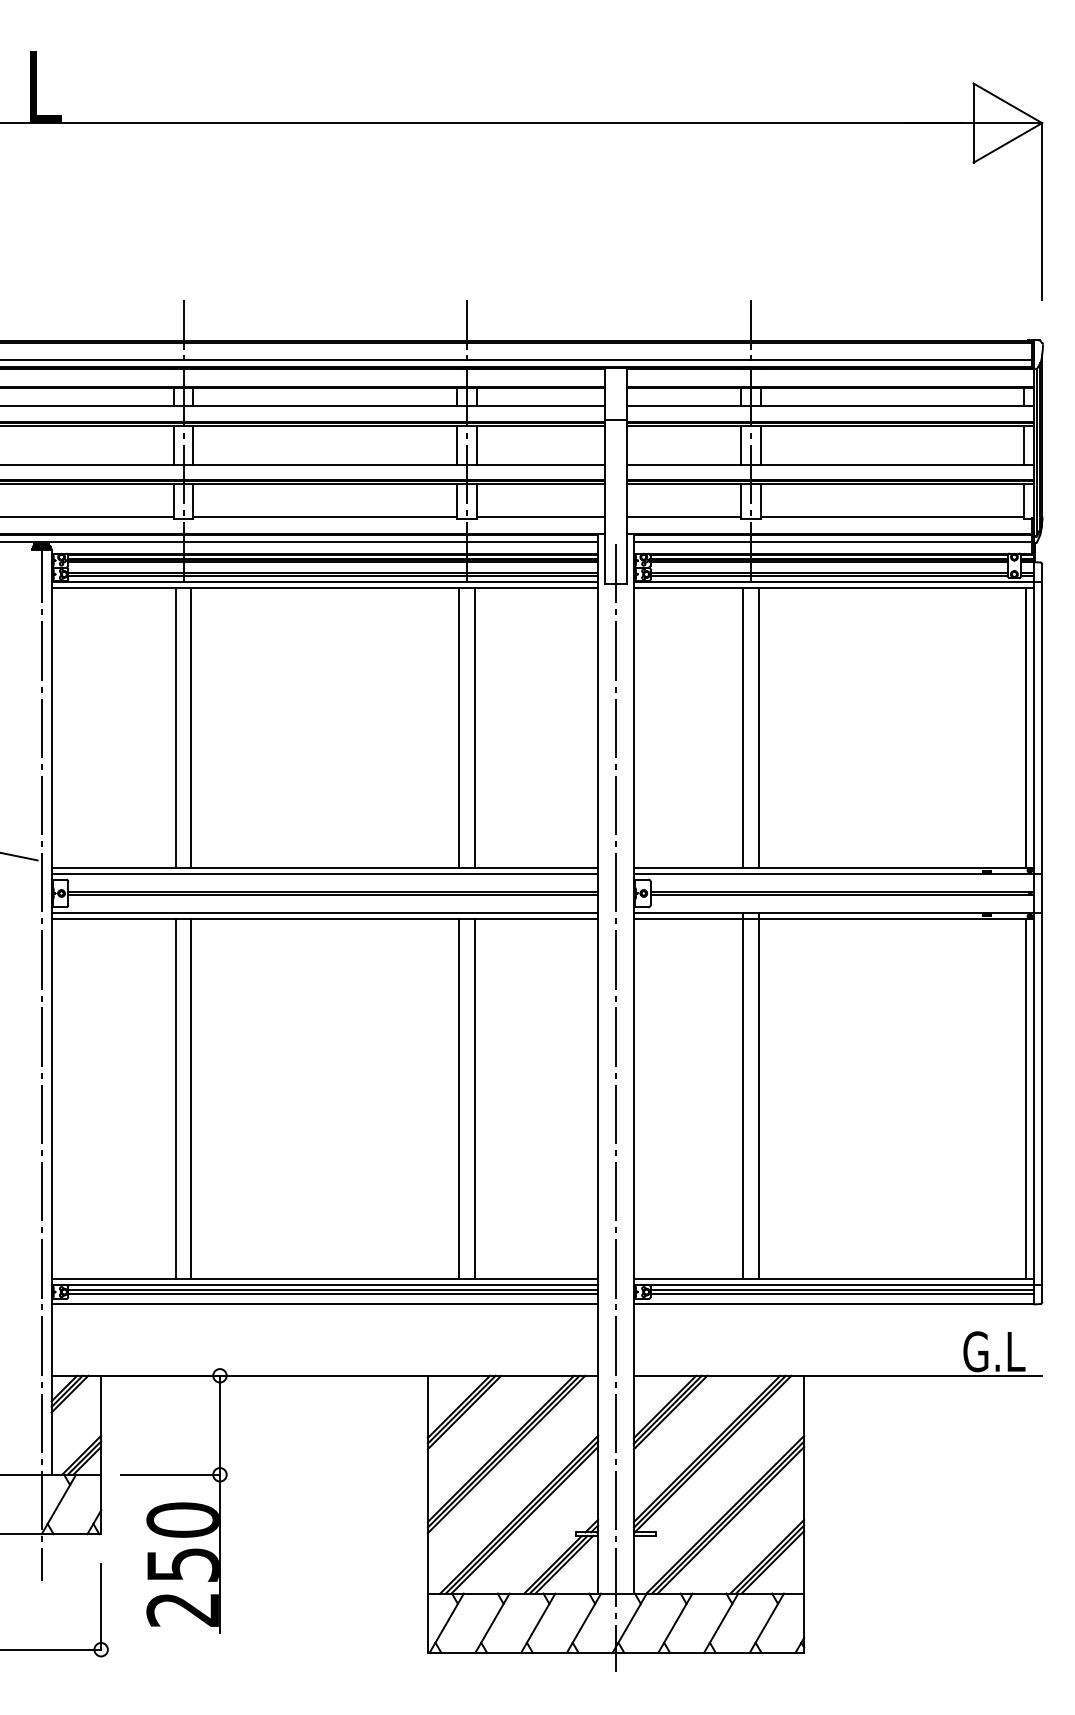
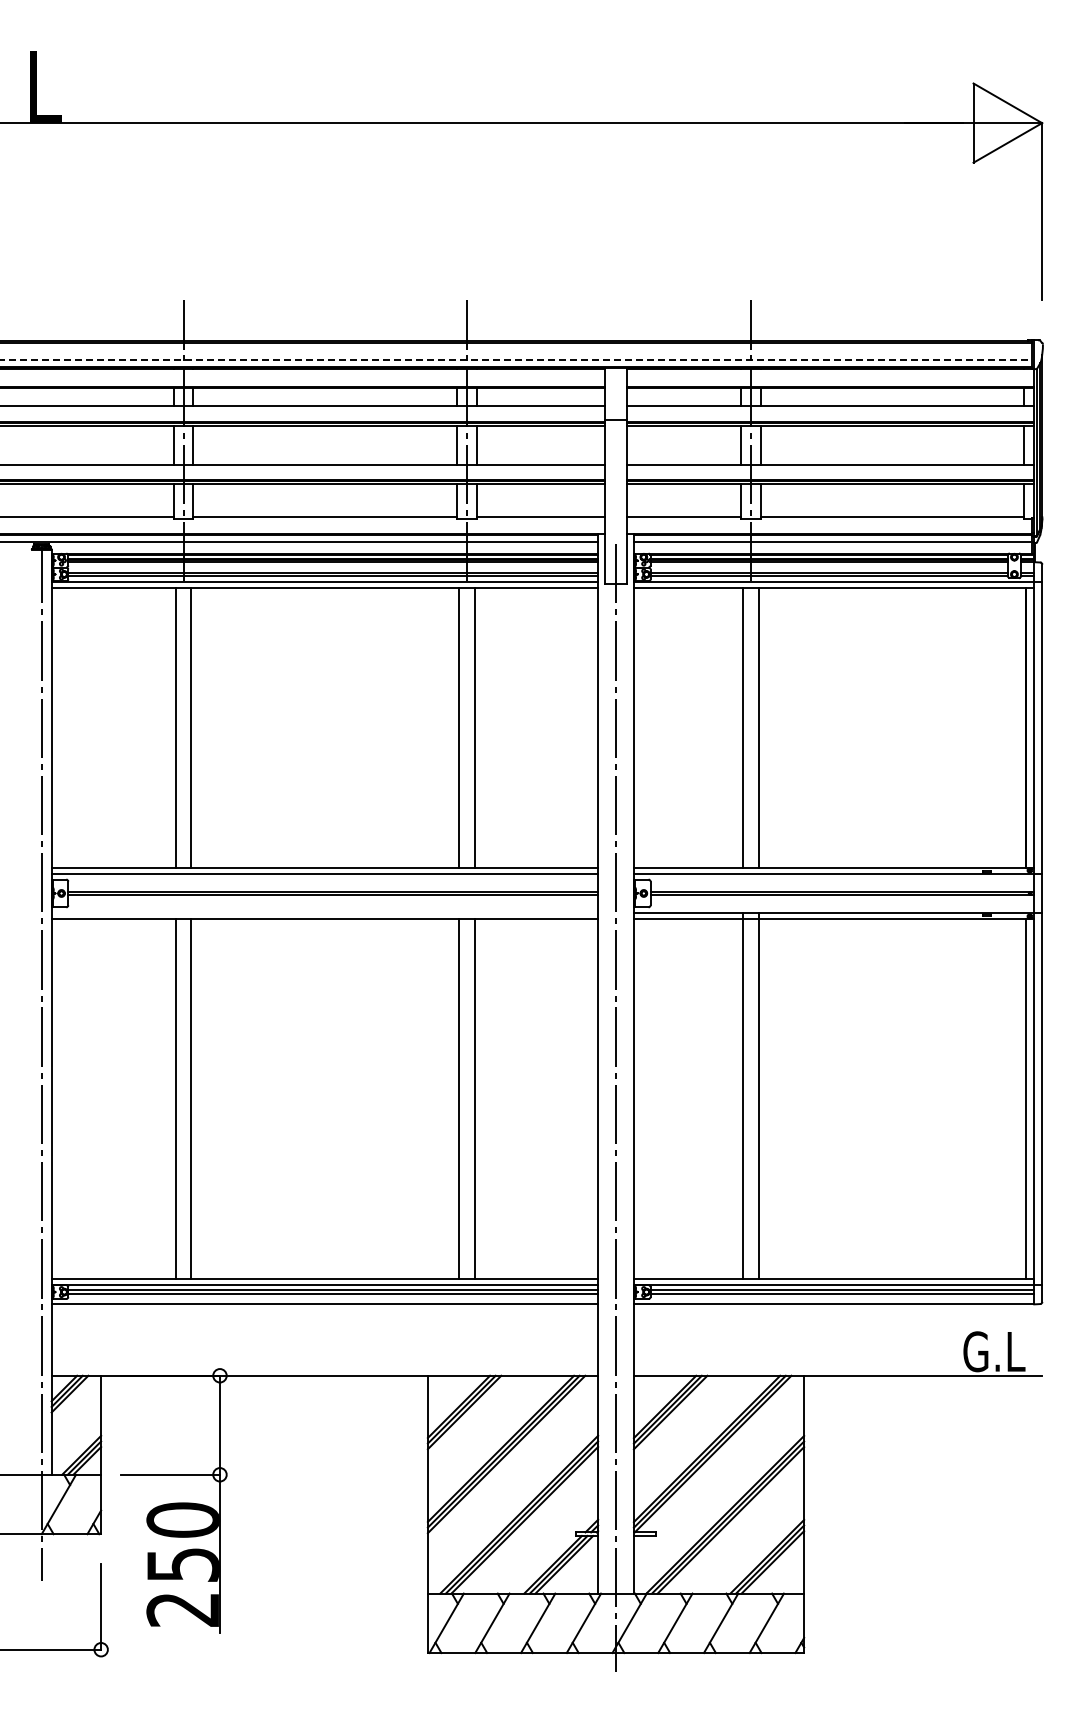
line: solid -> dashed (516, 360)
line: present -> none (19, 856)
line: present -> none (324, 913)
